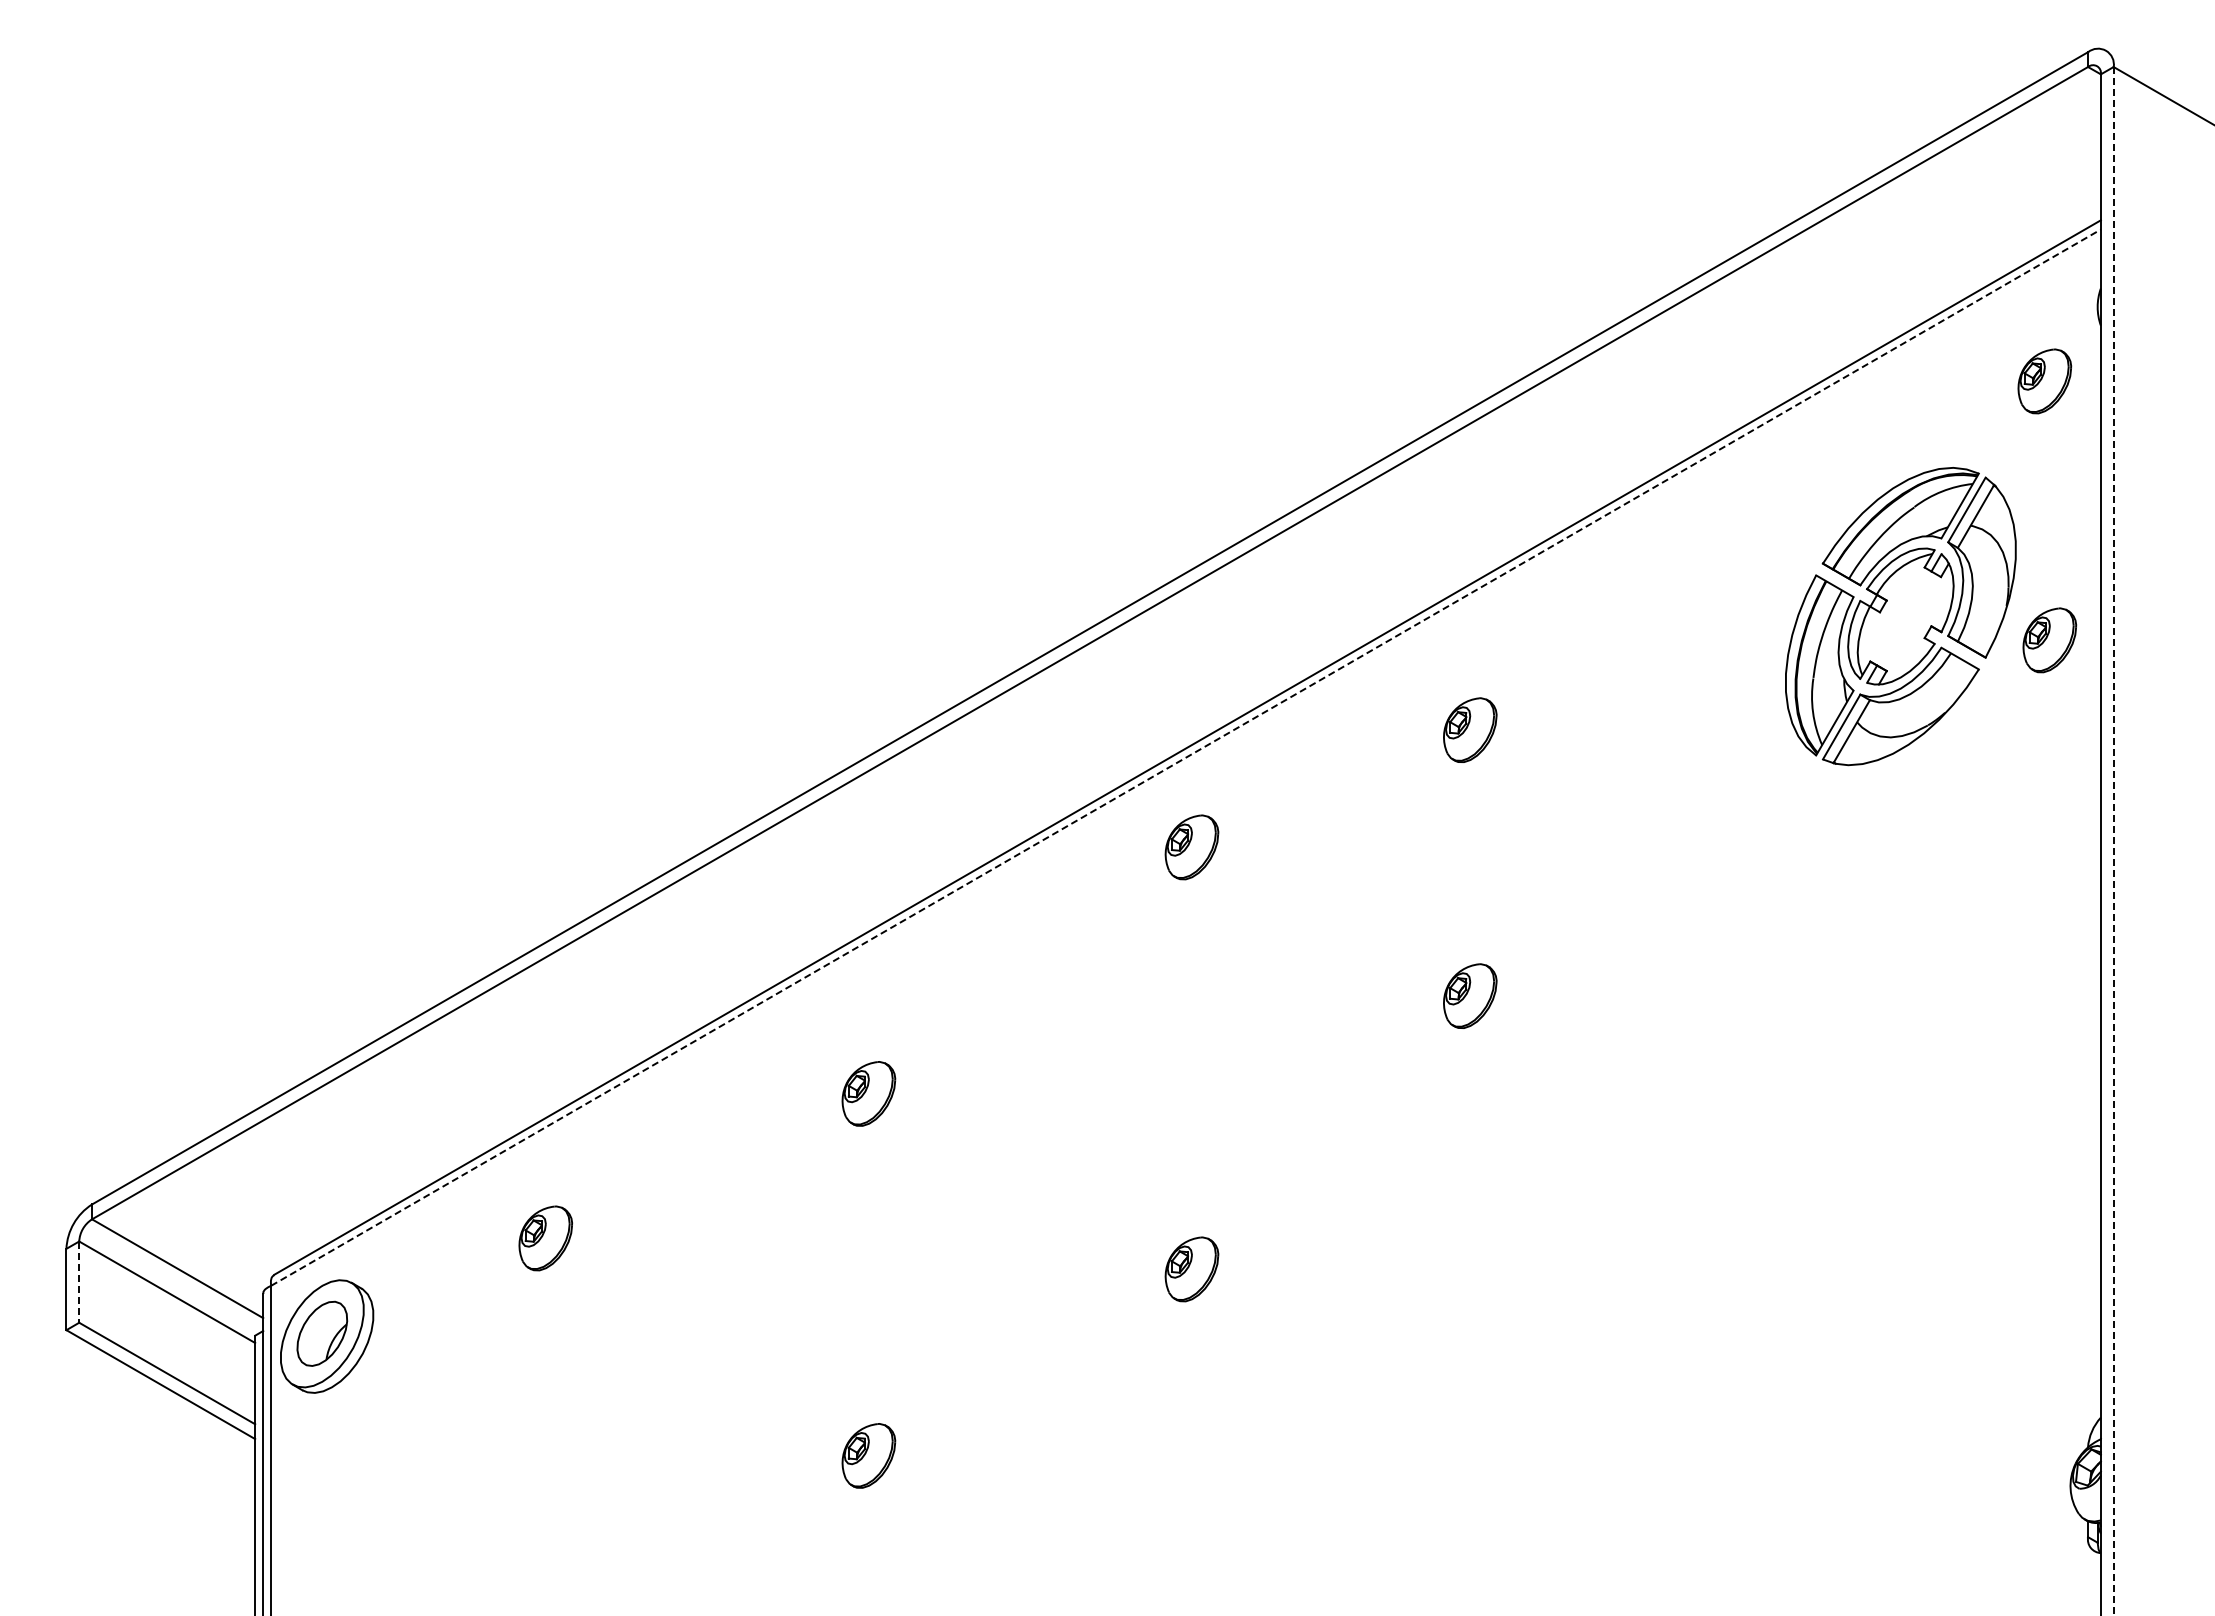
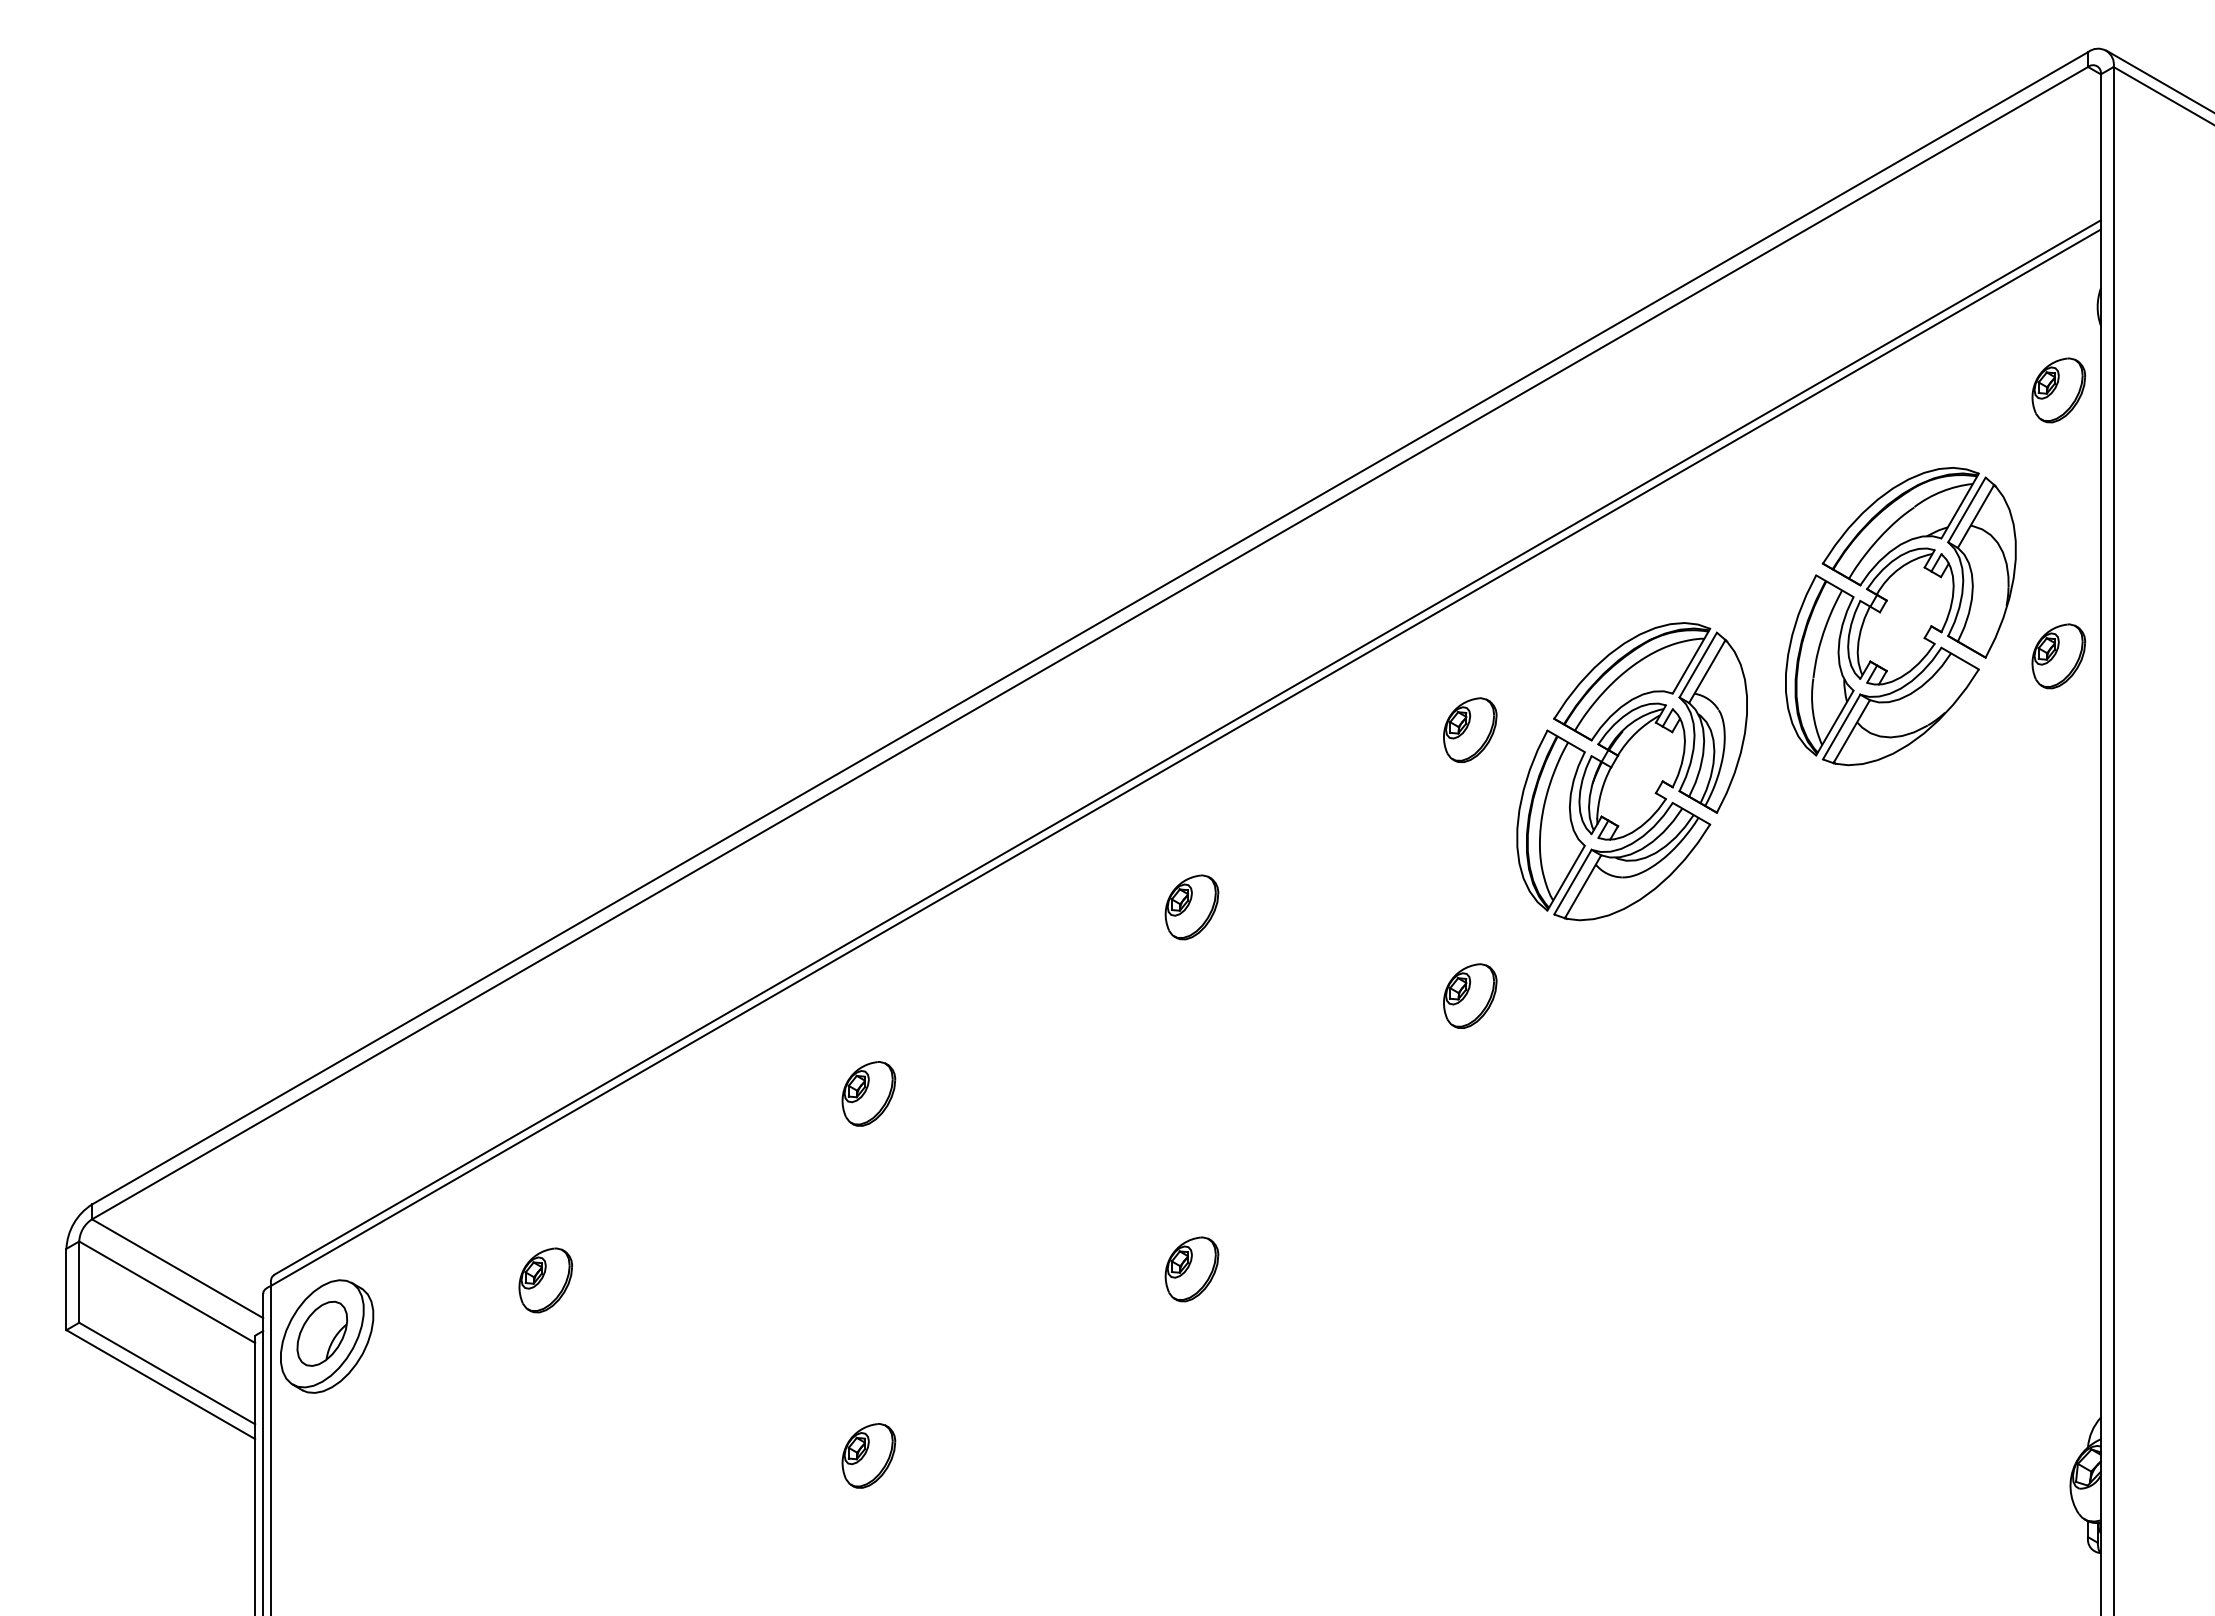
line: none -> present (2158, 80)
part position: (2044, 381) -> (2058, 390) (2058, 390)
part position: (2049, 640) -> (2058, 656) (2058, 656)
line: dashed -> solid (1186, 757)
part: none -> present (1631, 771)
line: dashed -> solid (2113, 841)
part position: (1191, 847) -> (1191, 907) (1191, 907)
part position: (545, 1238) -> (545, 1280) (545, 1280)
line: dashed -> solid (79, 1282)
